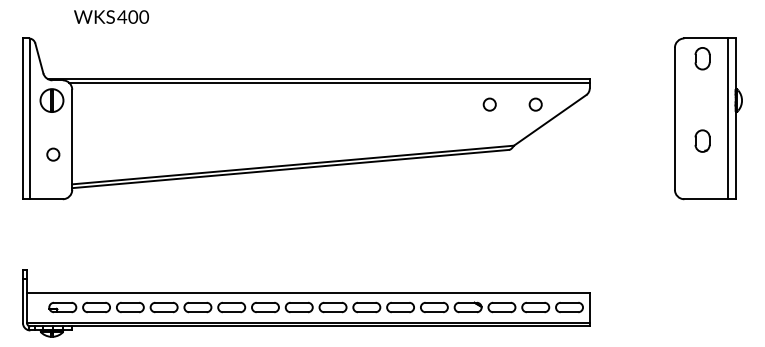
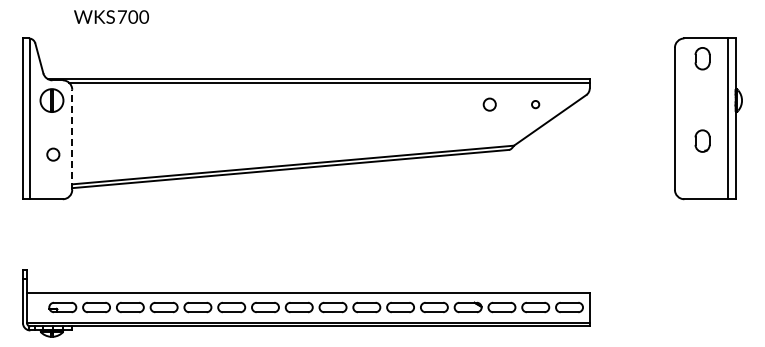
text: 400 -> 700 (122, 16)
circle size: 15x15 px -> 10x10 px (535, 104)
line: solid -> dashed (72, 139)
